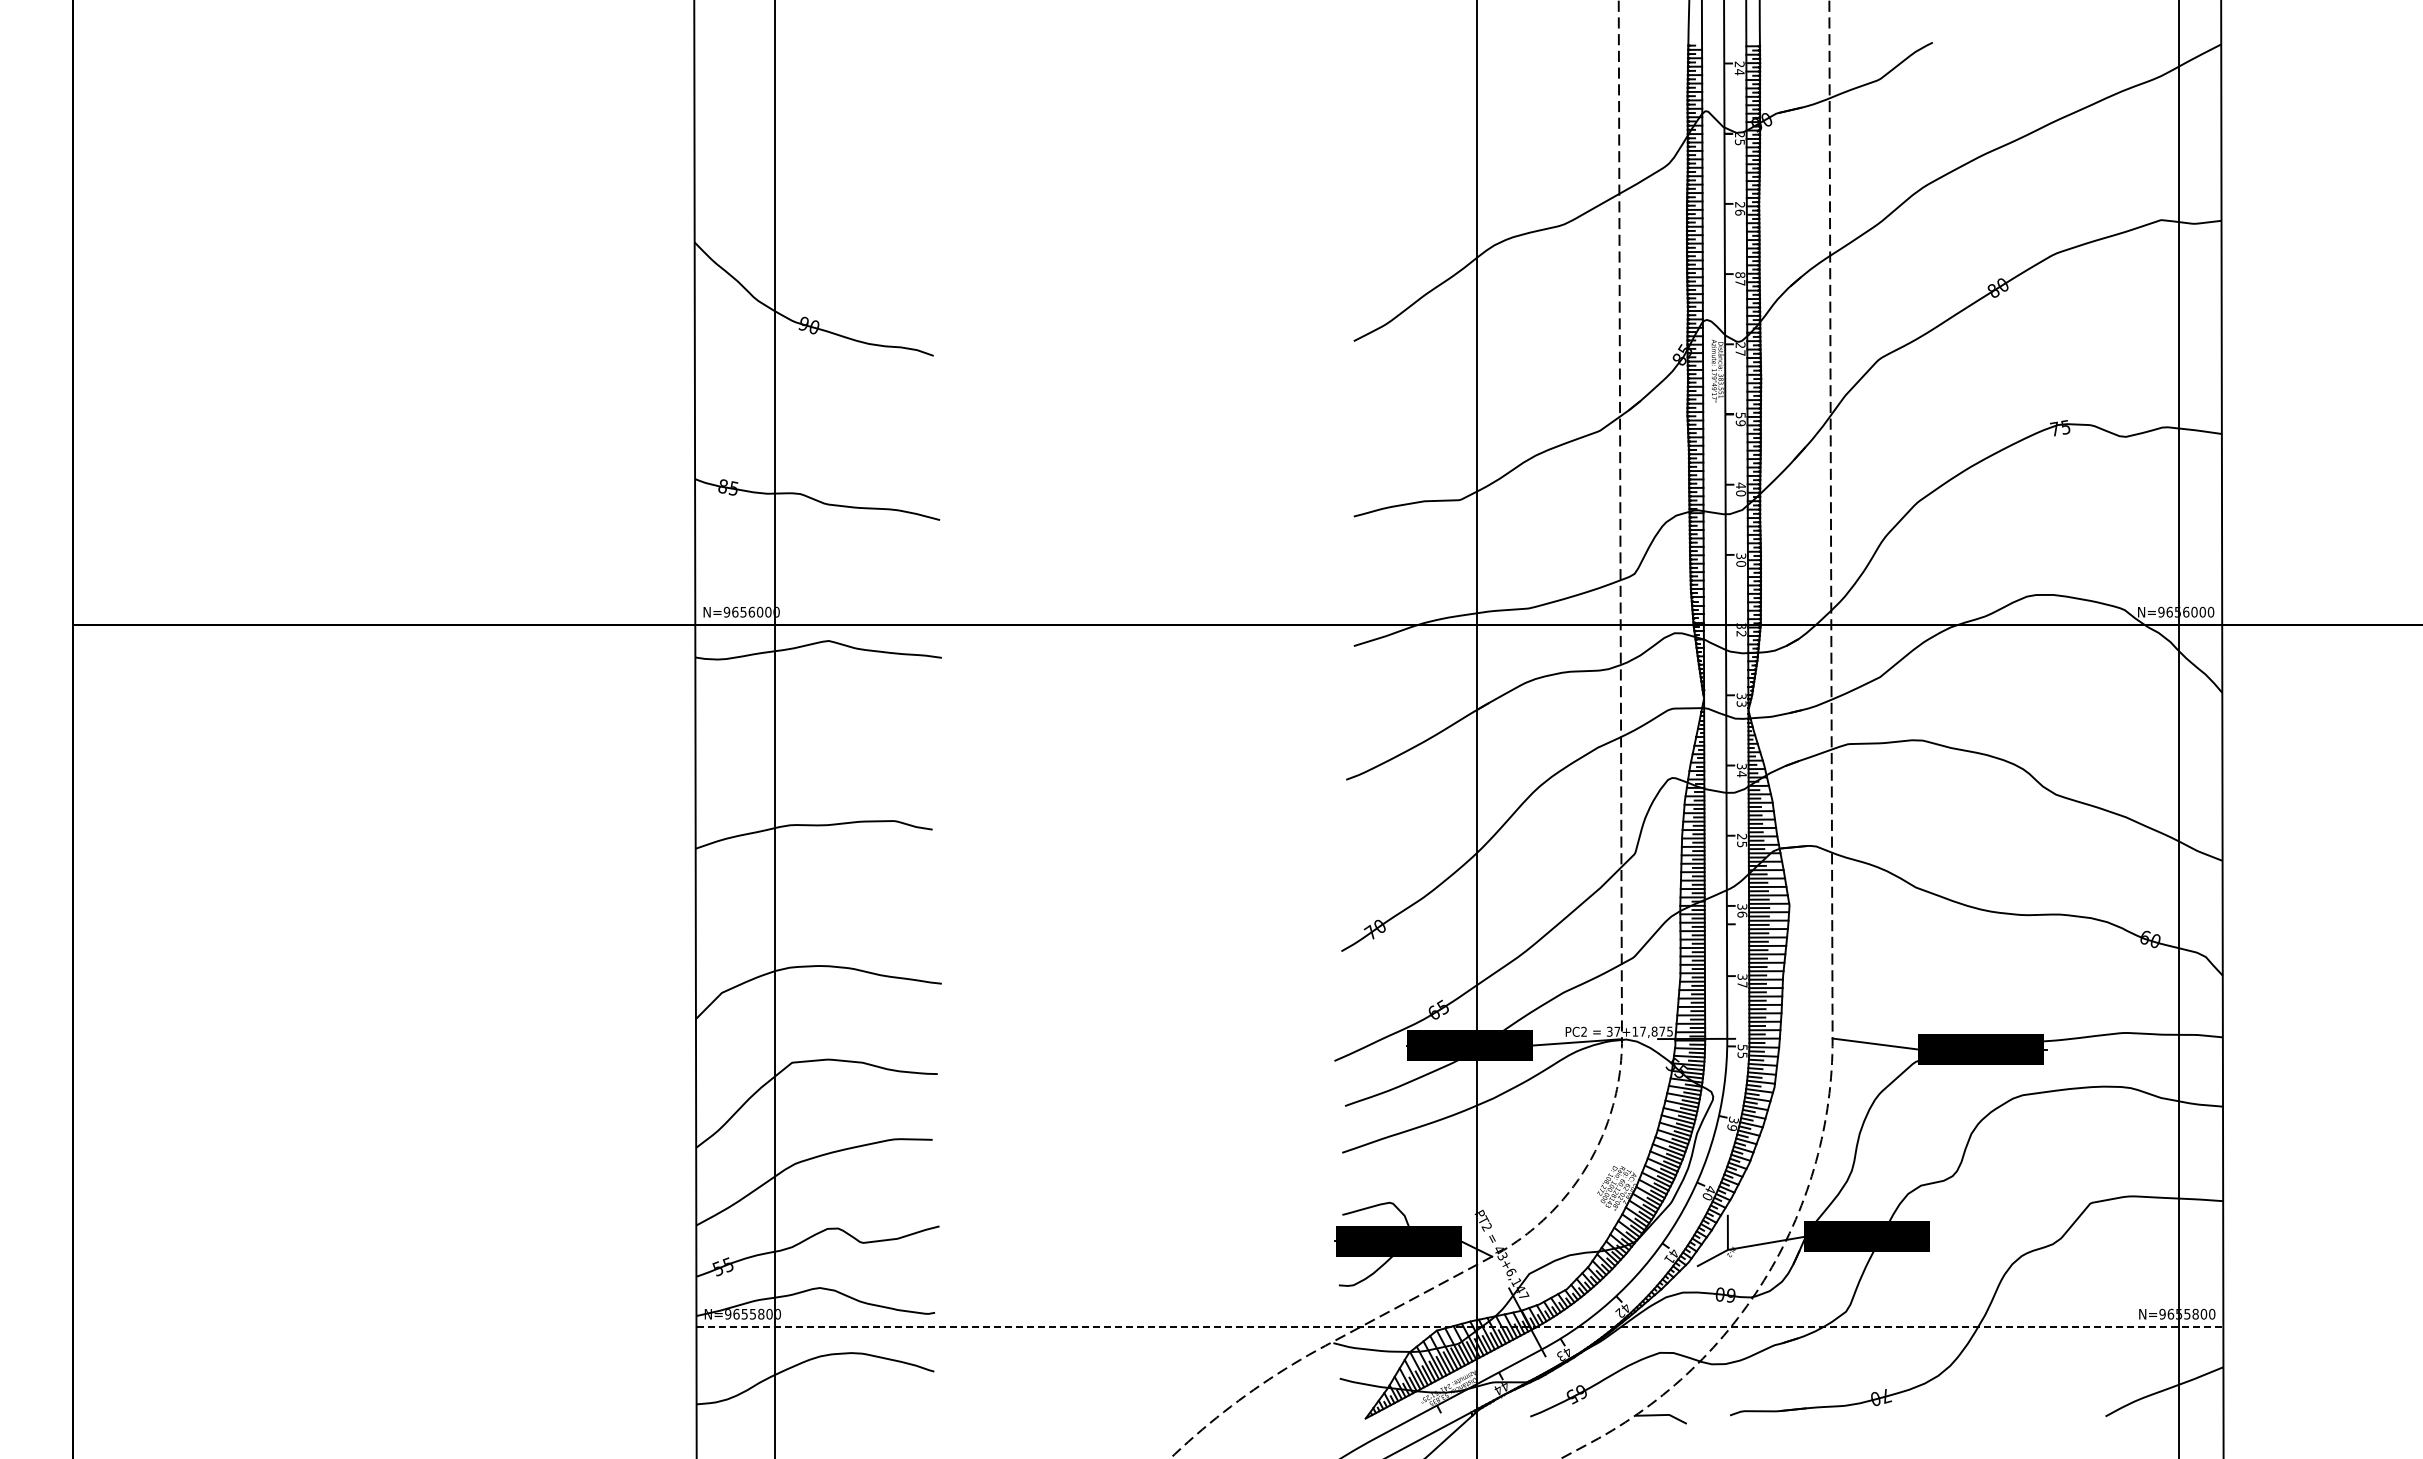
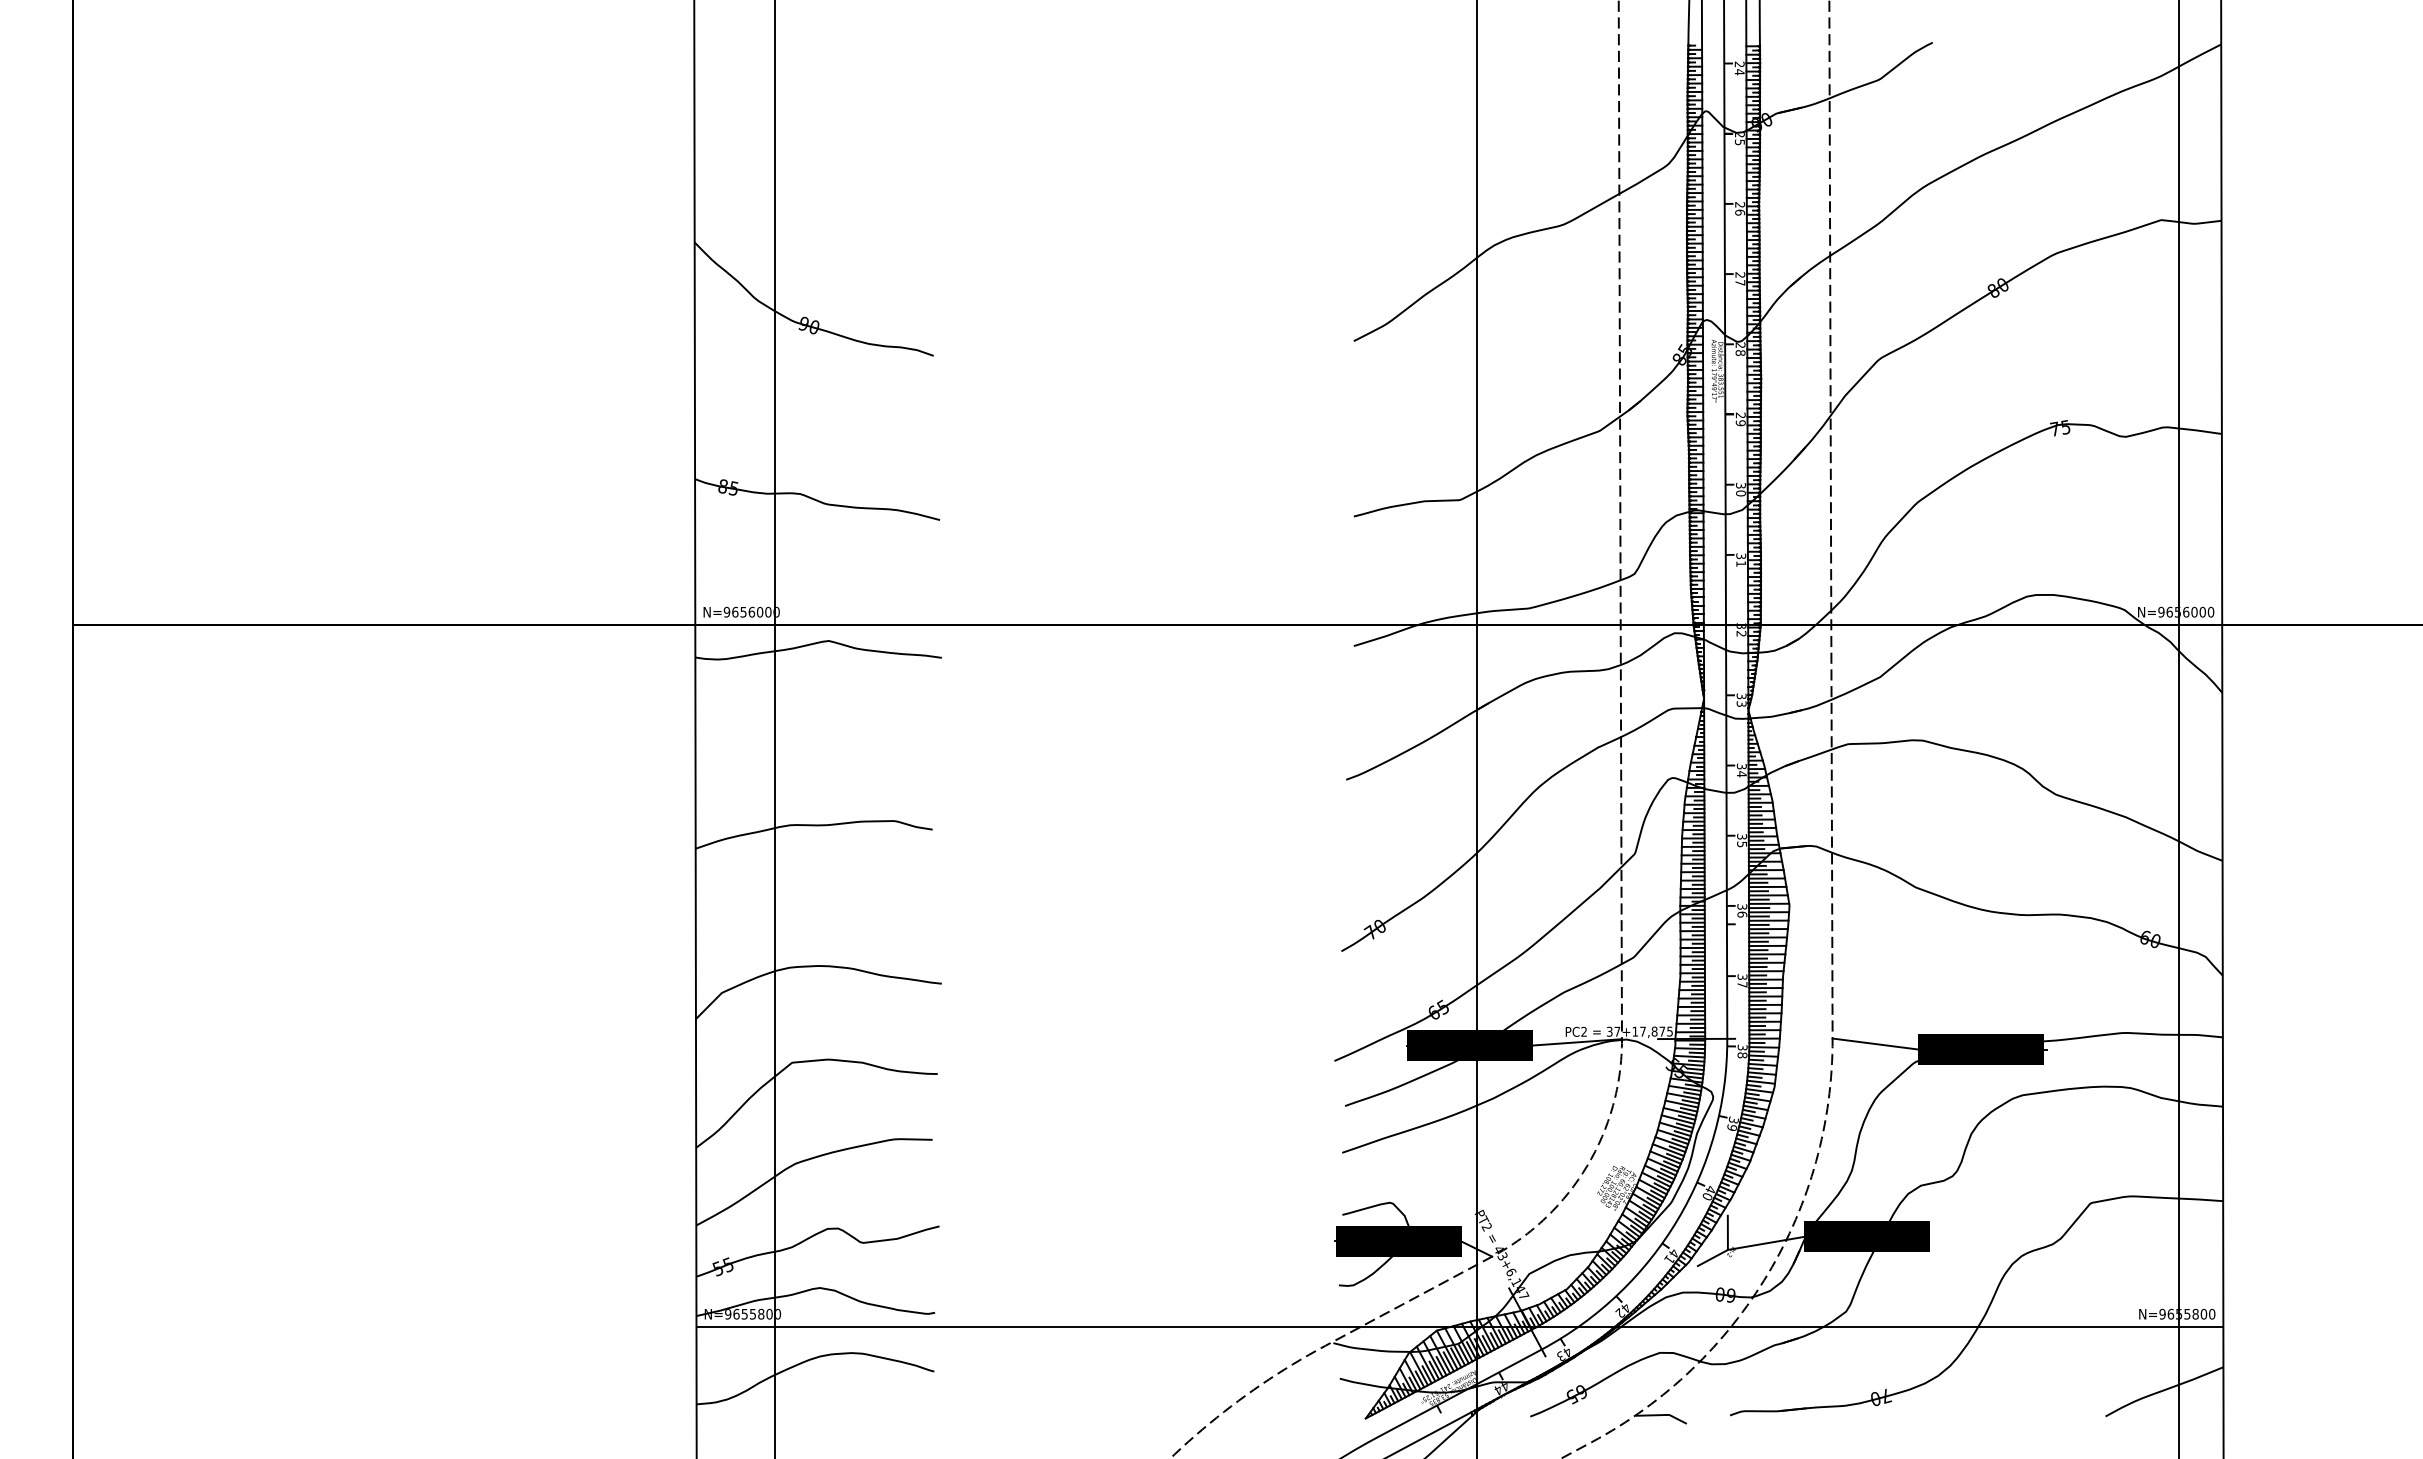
text: 87 -> 27 (1740, 275)
text: 27 -> 28 (1740, 352)
text: 59 -> 29 (1740, 415)
text: 40 -> 30 (1740, 485)
text: 30 -> 31 (1741, 563)
text: 25 -> 35 (1741, 836)
text: 55 -> 38 (1742, 1051)
line: dashed -> solid (1460, 1326)
